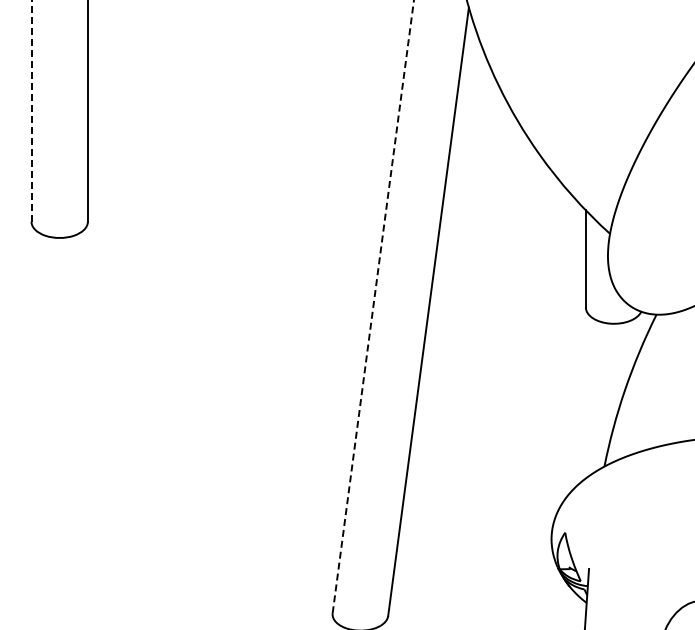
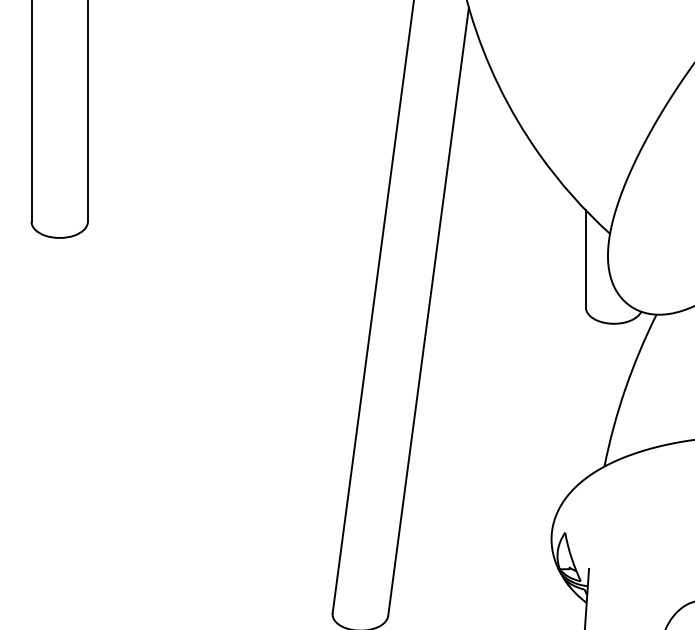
line: dashed -> solid (31, 110)
line: dashed -> solid (373, 306)
